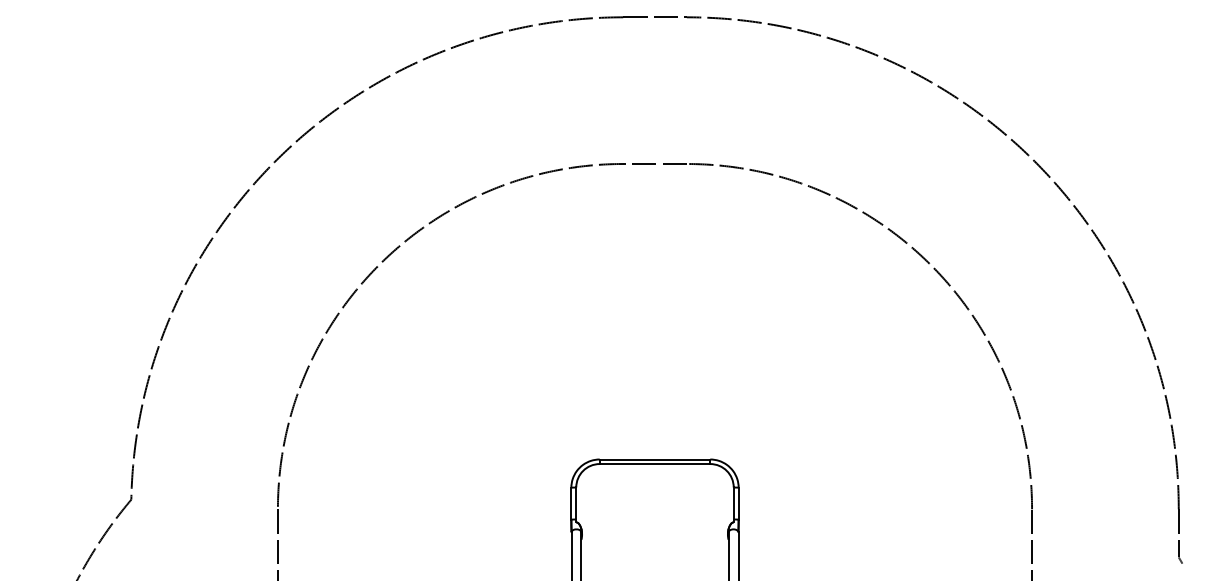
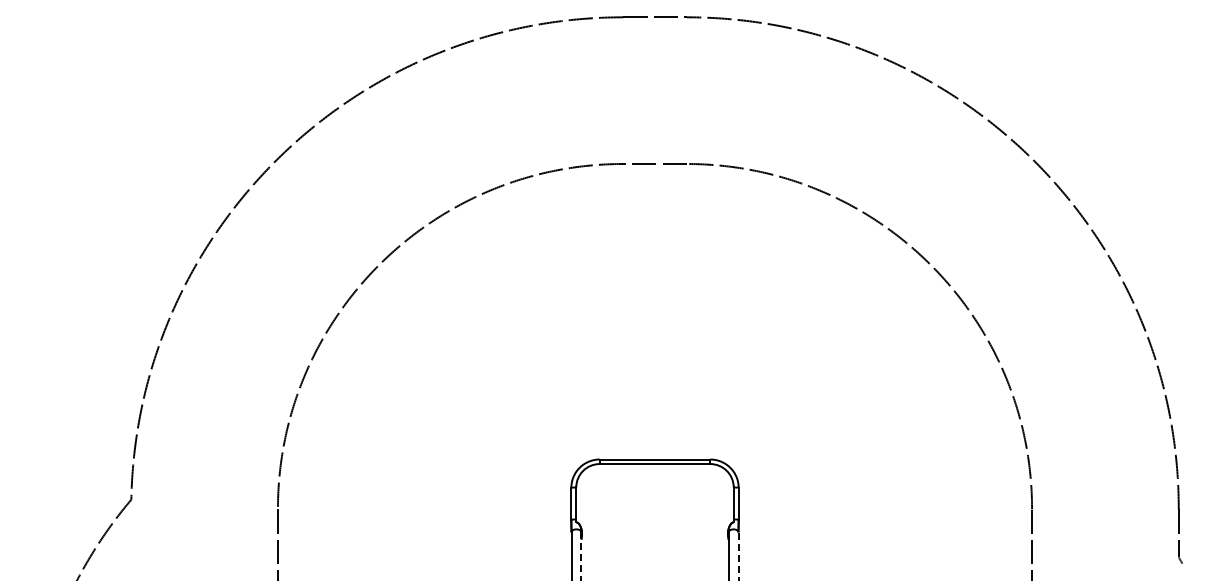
line: solid -> dashed (581, 556)
line: solid -> dashed (738, 556)
